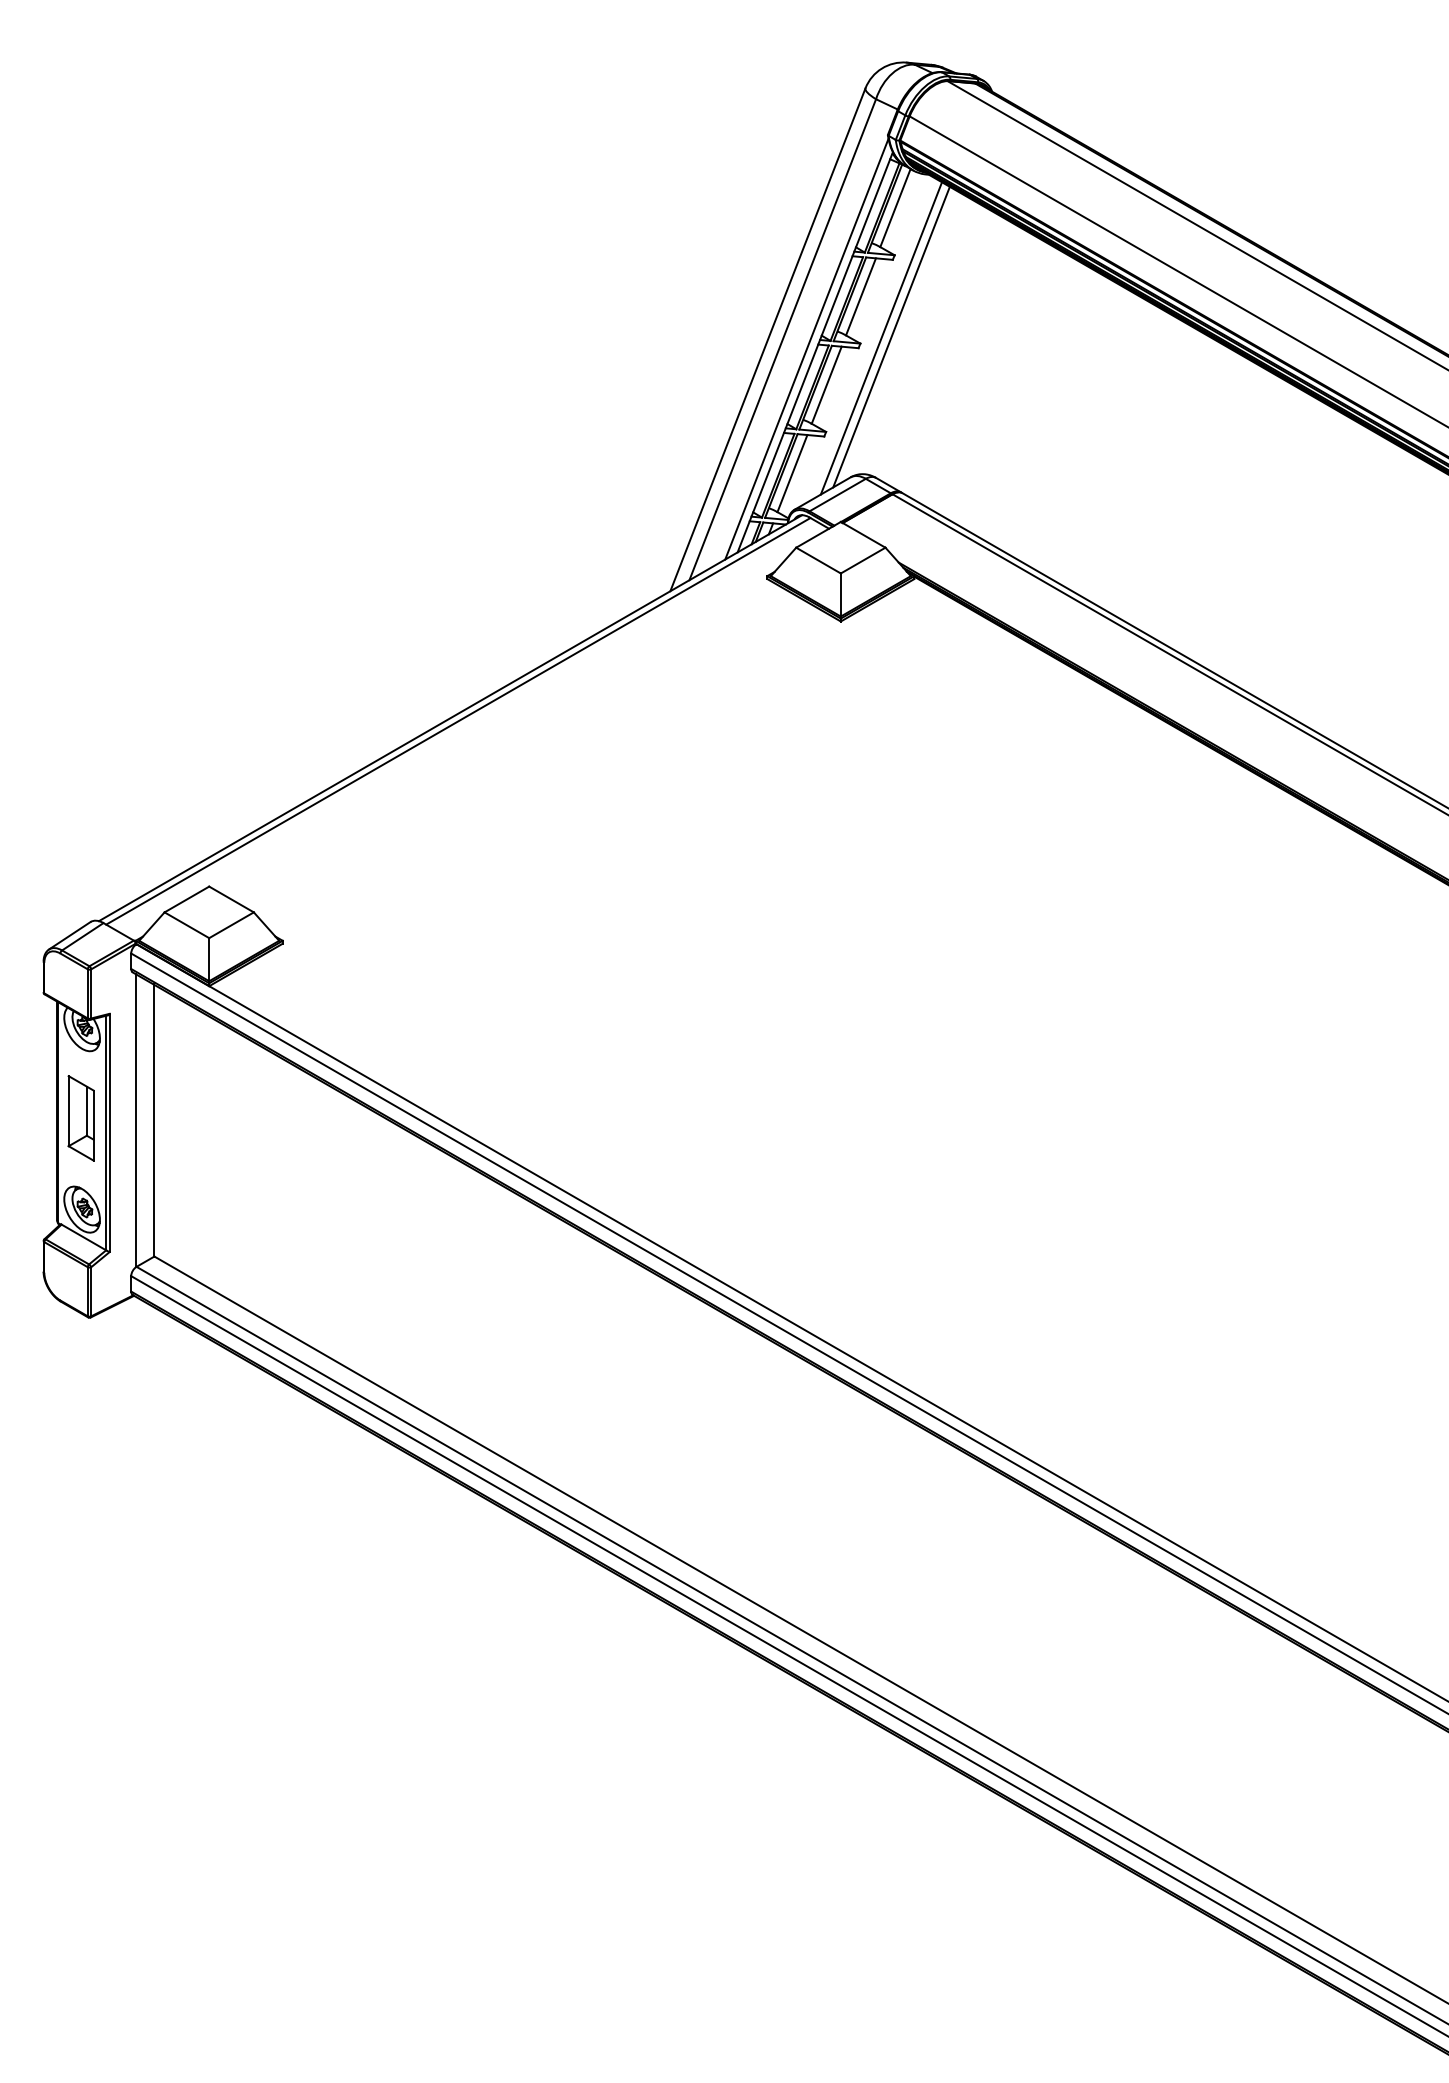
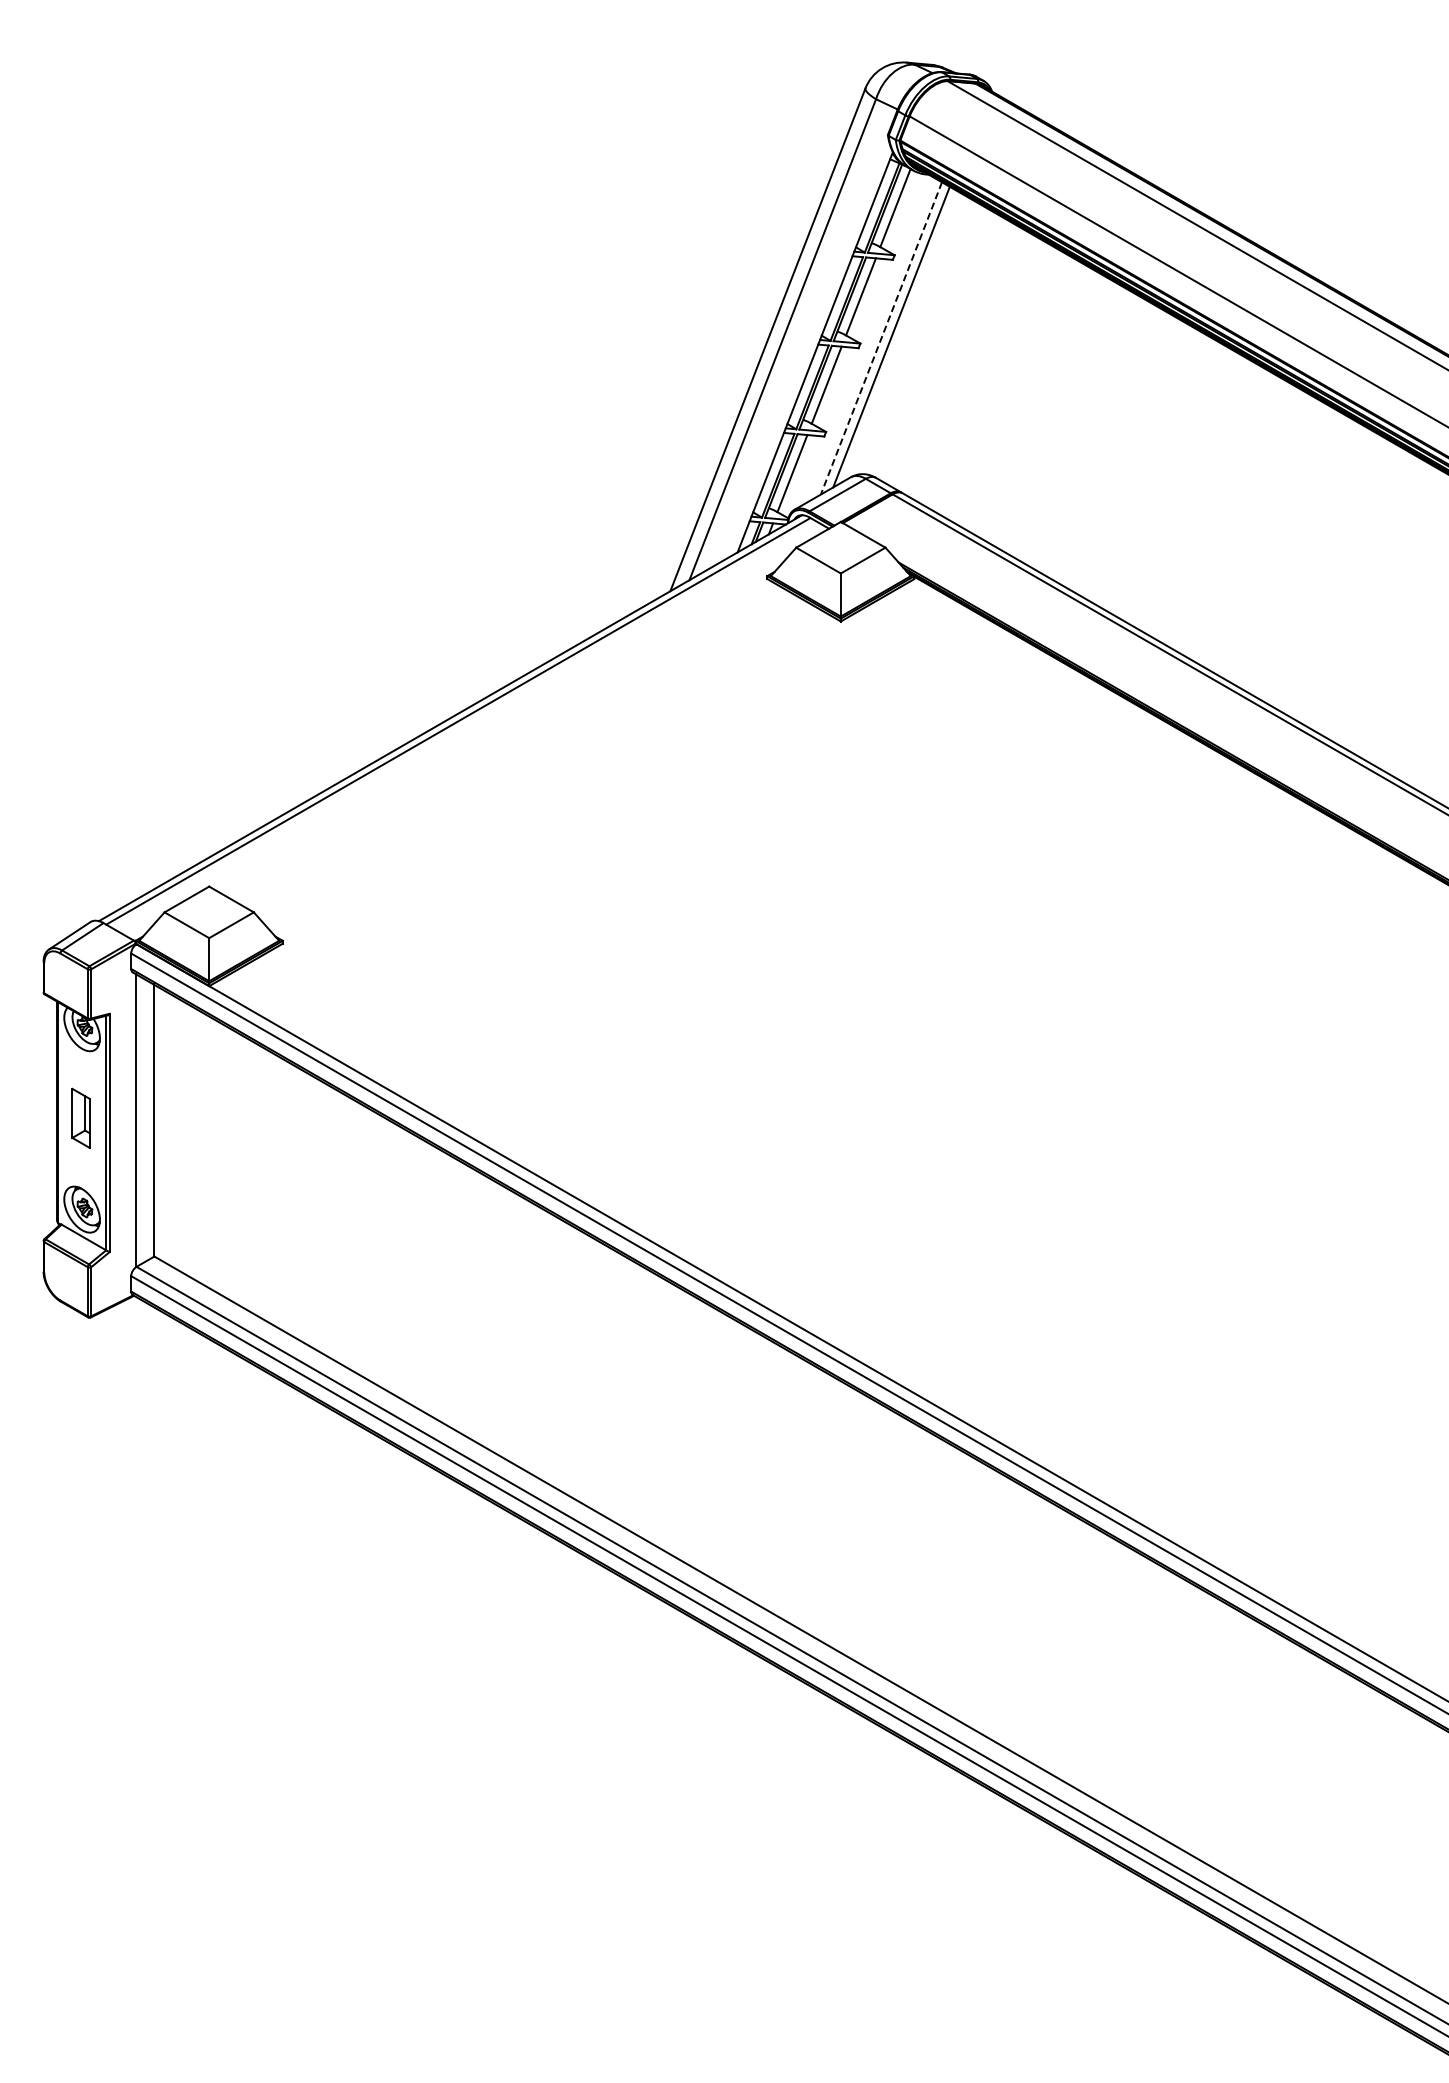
line: solid -> dashed (881, 338)
line: present -> none (806, 348)
part size: 28x87 px -> 20x62 px (80, 1117)
